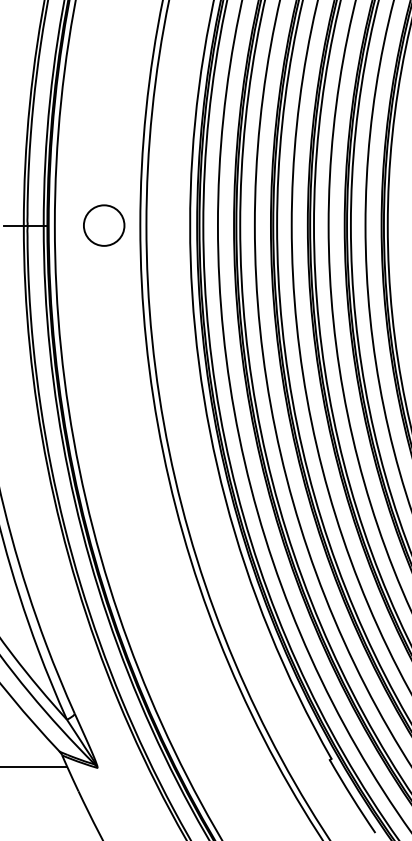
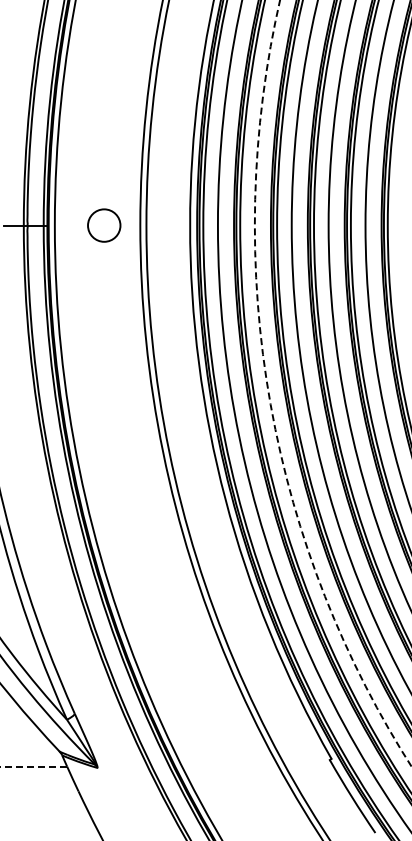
circle size: 43x43 px -> 35x35 px (104, 225)
circle: solid -> dashed (332, 383)
line: solid -> dashed (33, 766)
